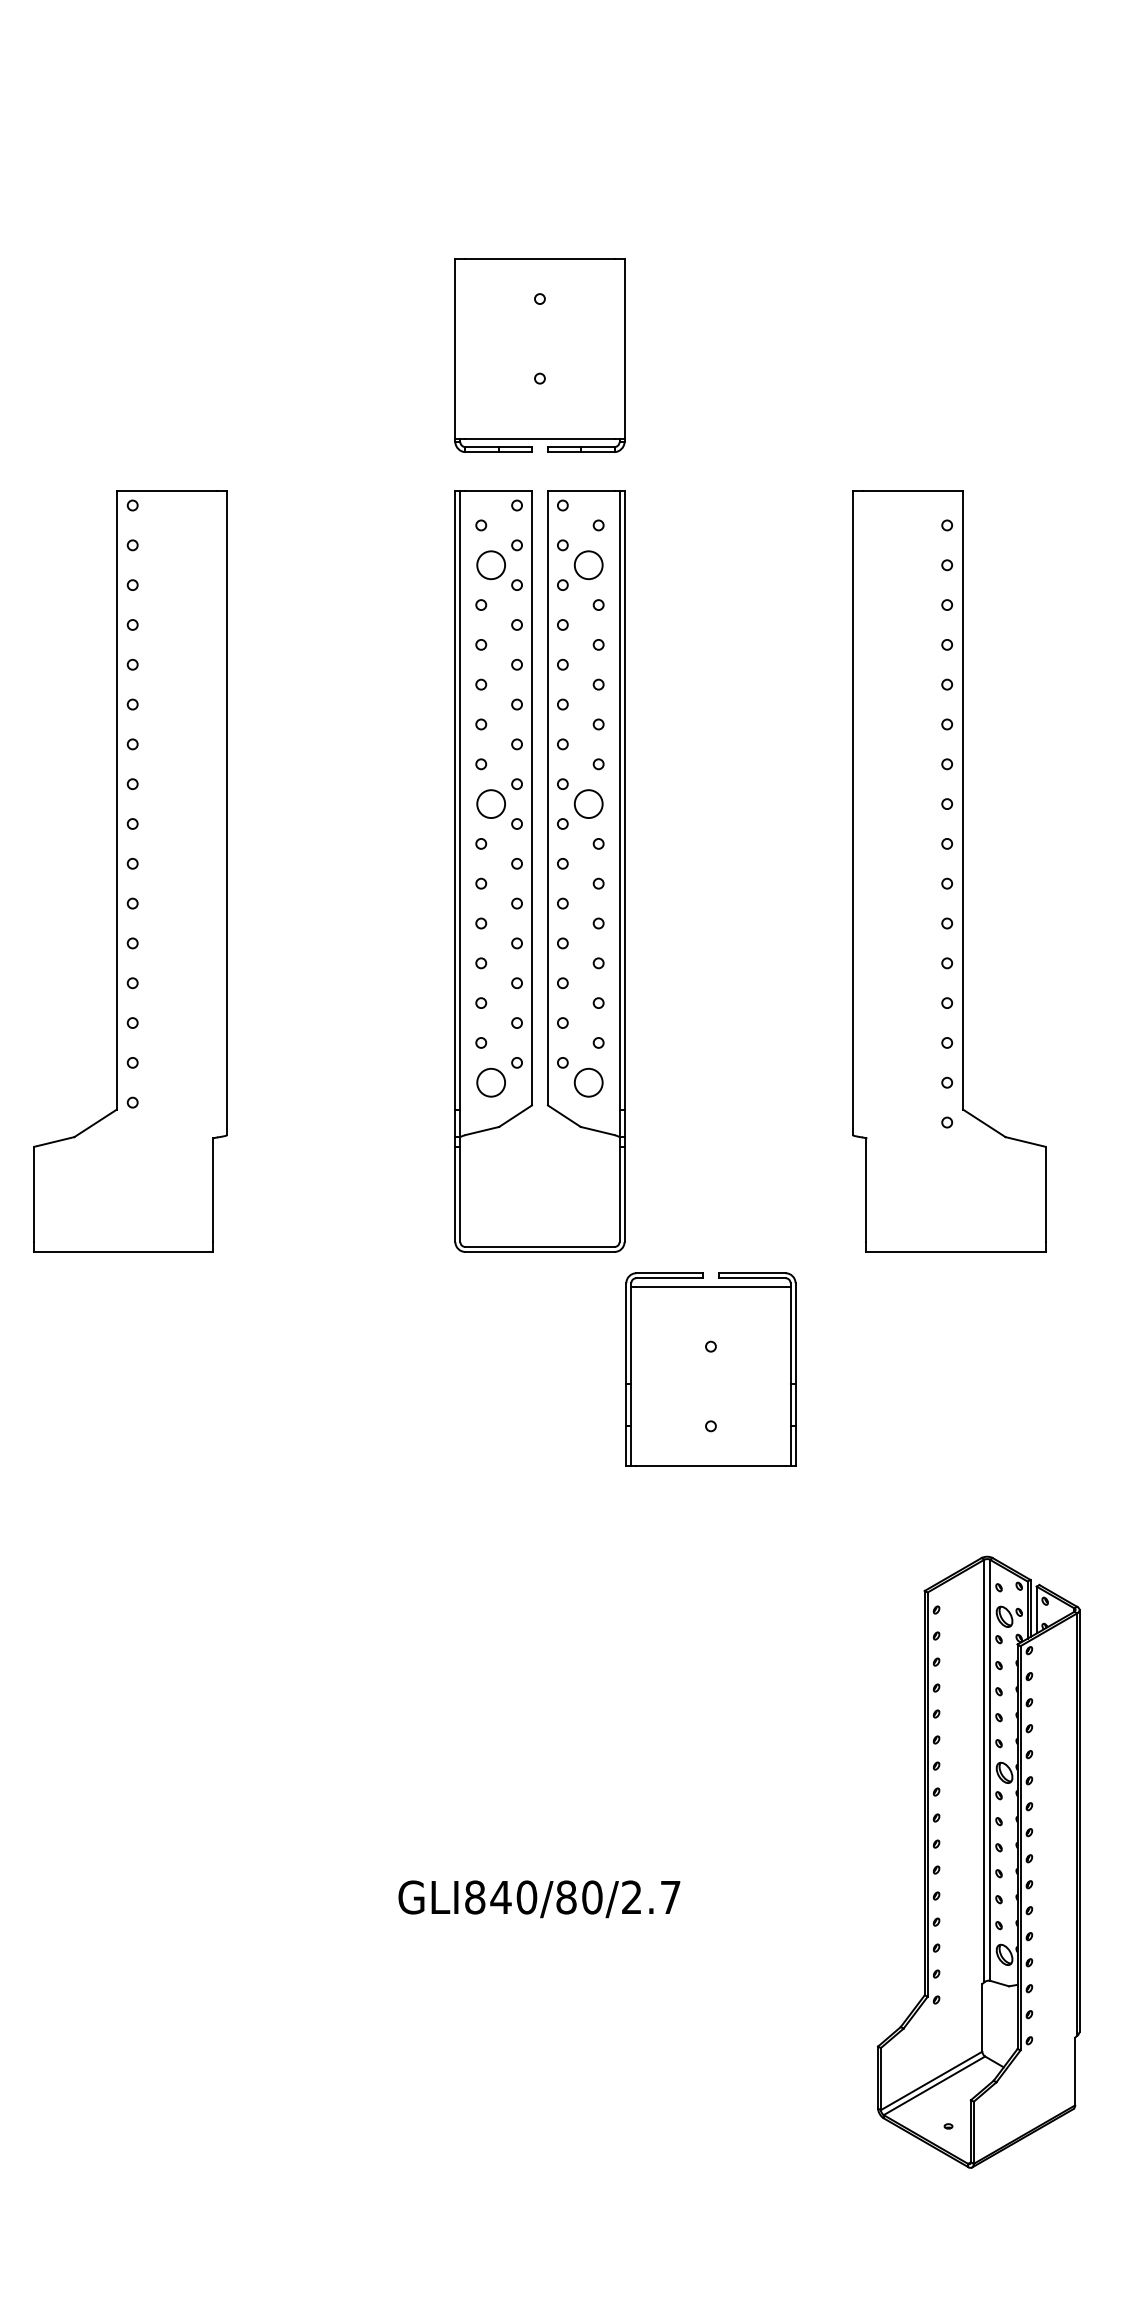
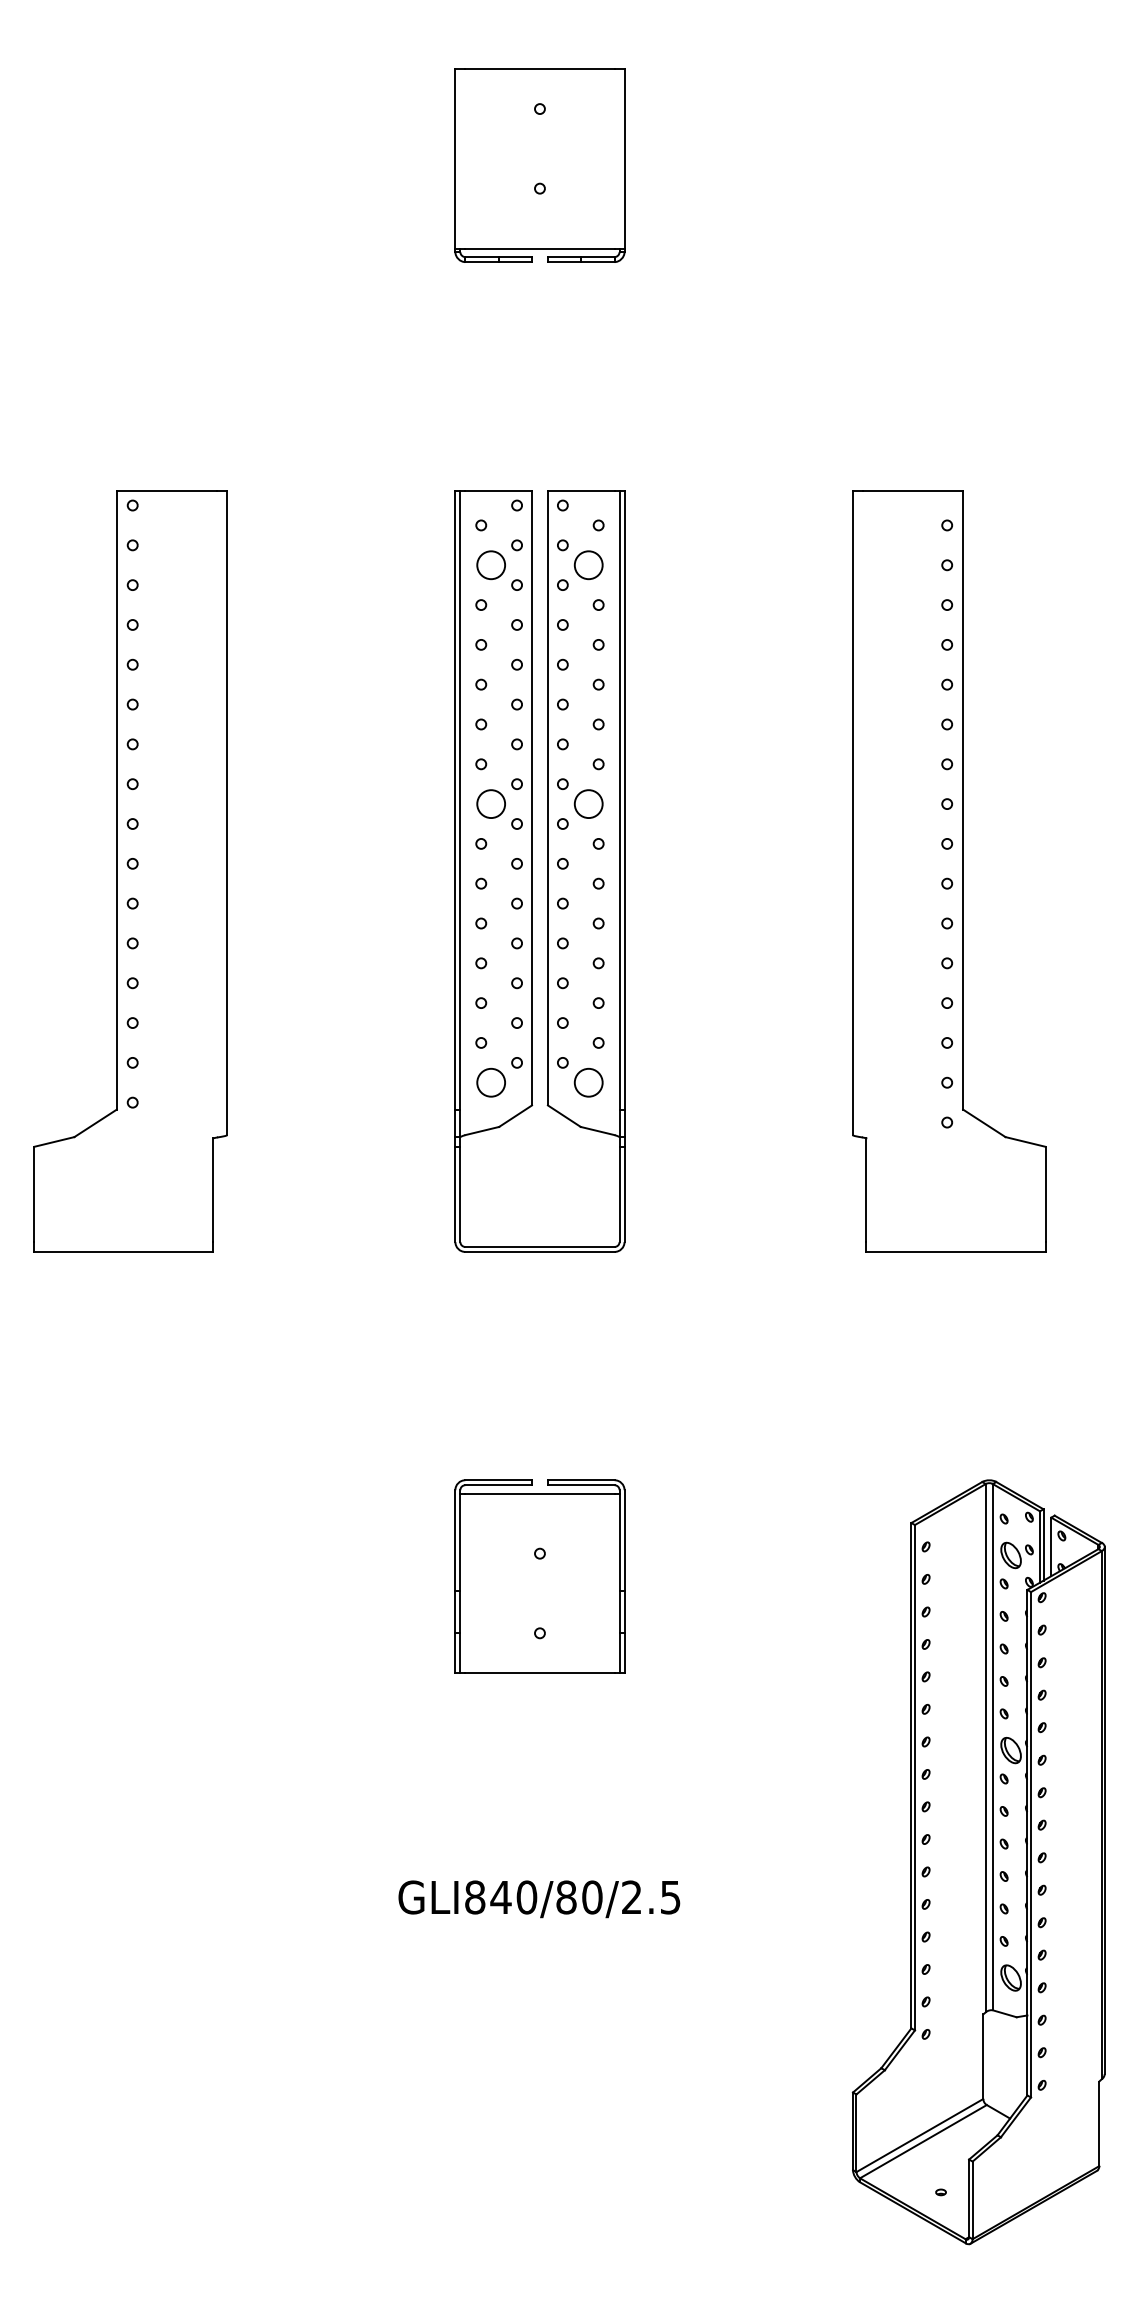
part position: (539, 355) -> (539, 165) (539, 165)
part position: (710, 1369) -> (539, 1576) (539, 1576)
part size: 204x614 px -> 255x767 px (978, 1862)
text: GLI840/80/2.7 -> GLI840/80/2.5 (670, 1897)
